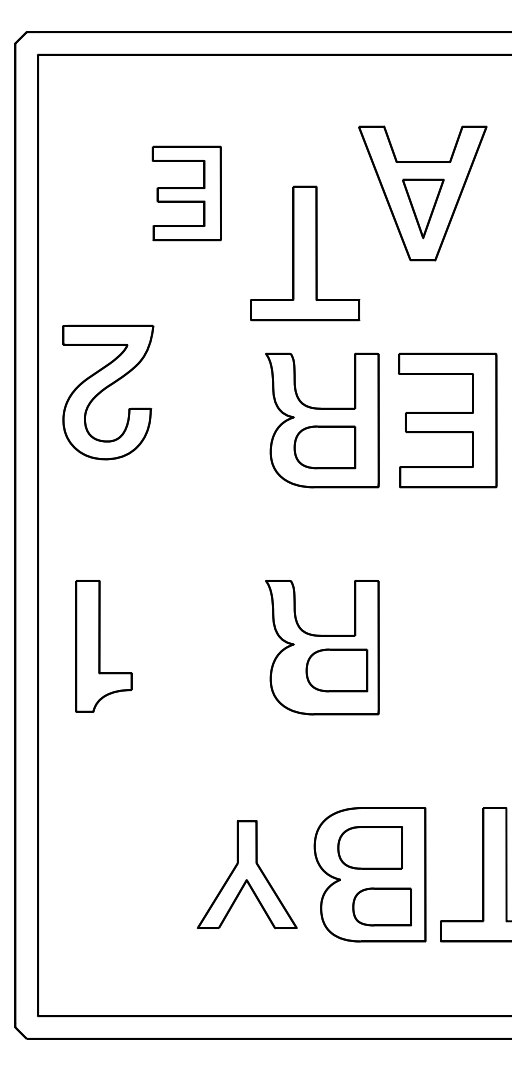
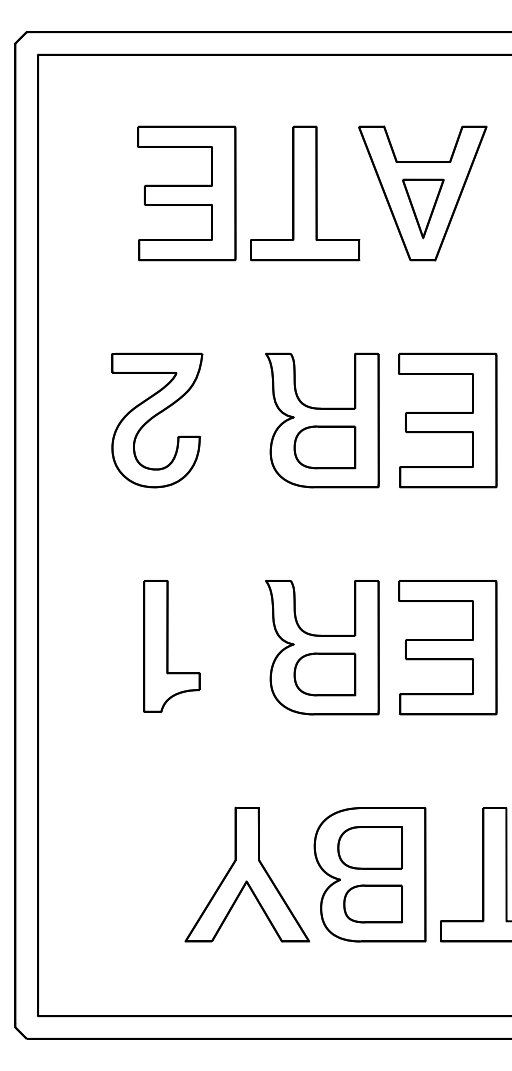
part size: 71x97 px -> 100x137 px (186, 193)
part position: (305, 253) -> (305, 193) (305, 193)
part position: (108, 392) -> (157, 420) (157, 420)
part position: (103, 646) -> (171, 646) (171, 646)
part: none -> present (447, 647)
part position: (336, 670) -> (324, 674) (324, 674)
part size: 101x110 px -> 126x137 px (246, 874)
part position: (381, 906) -> (372, 903) (372, 903)
